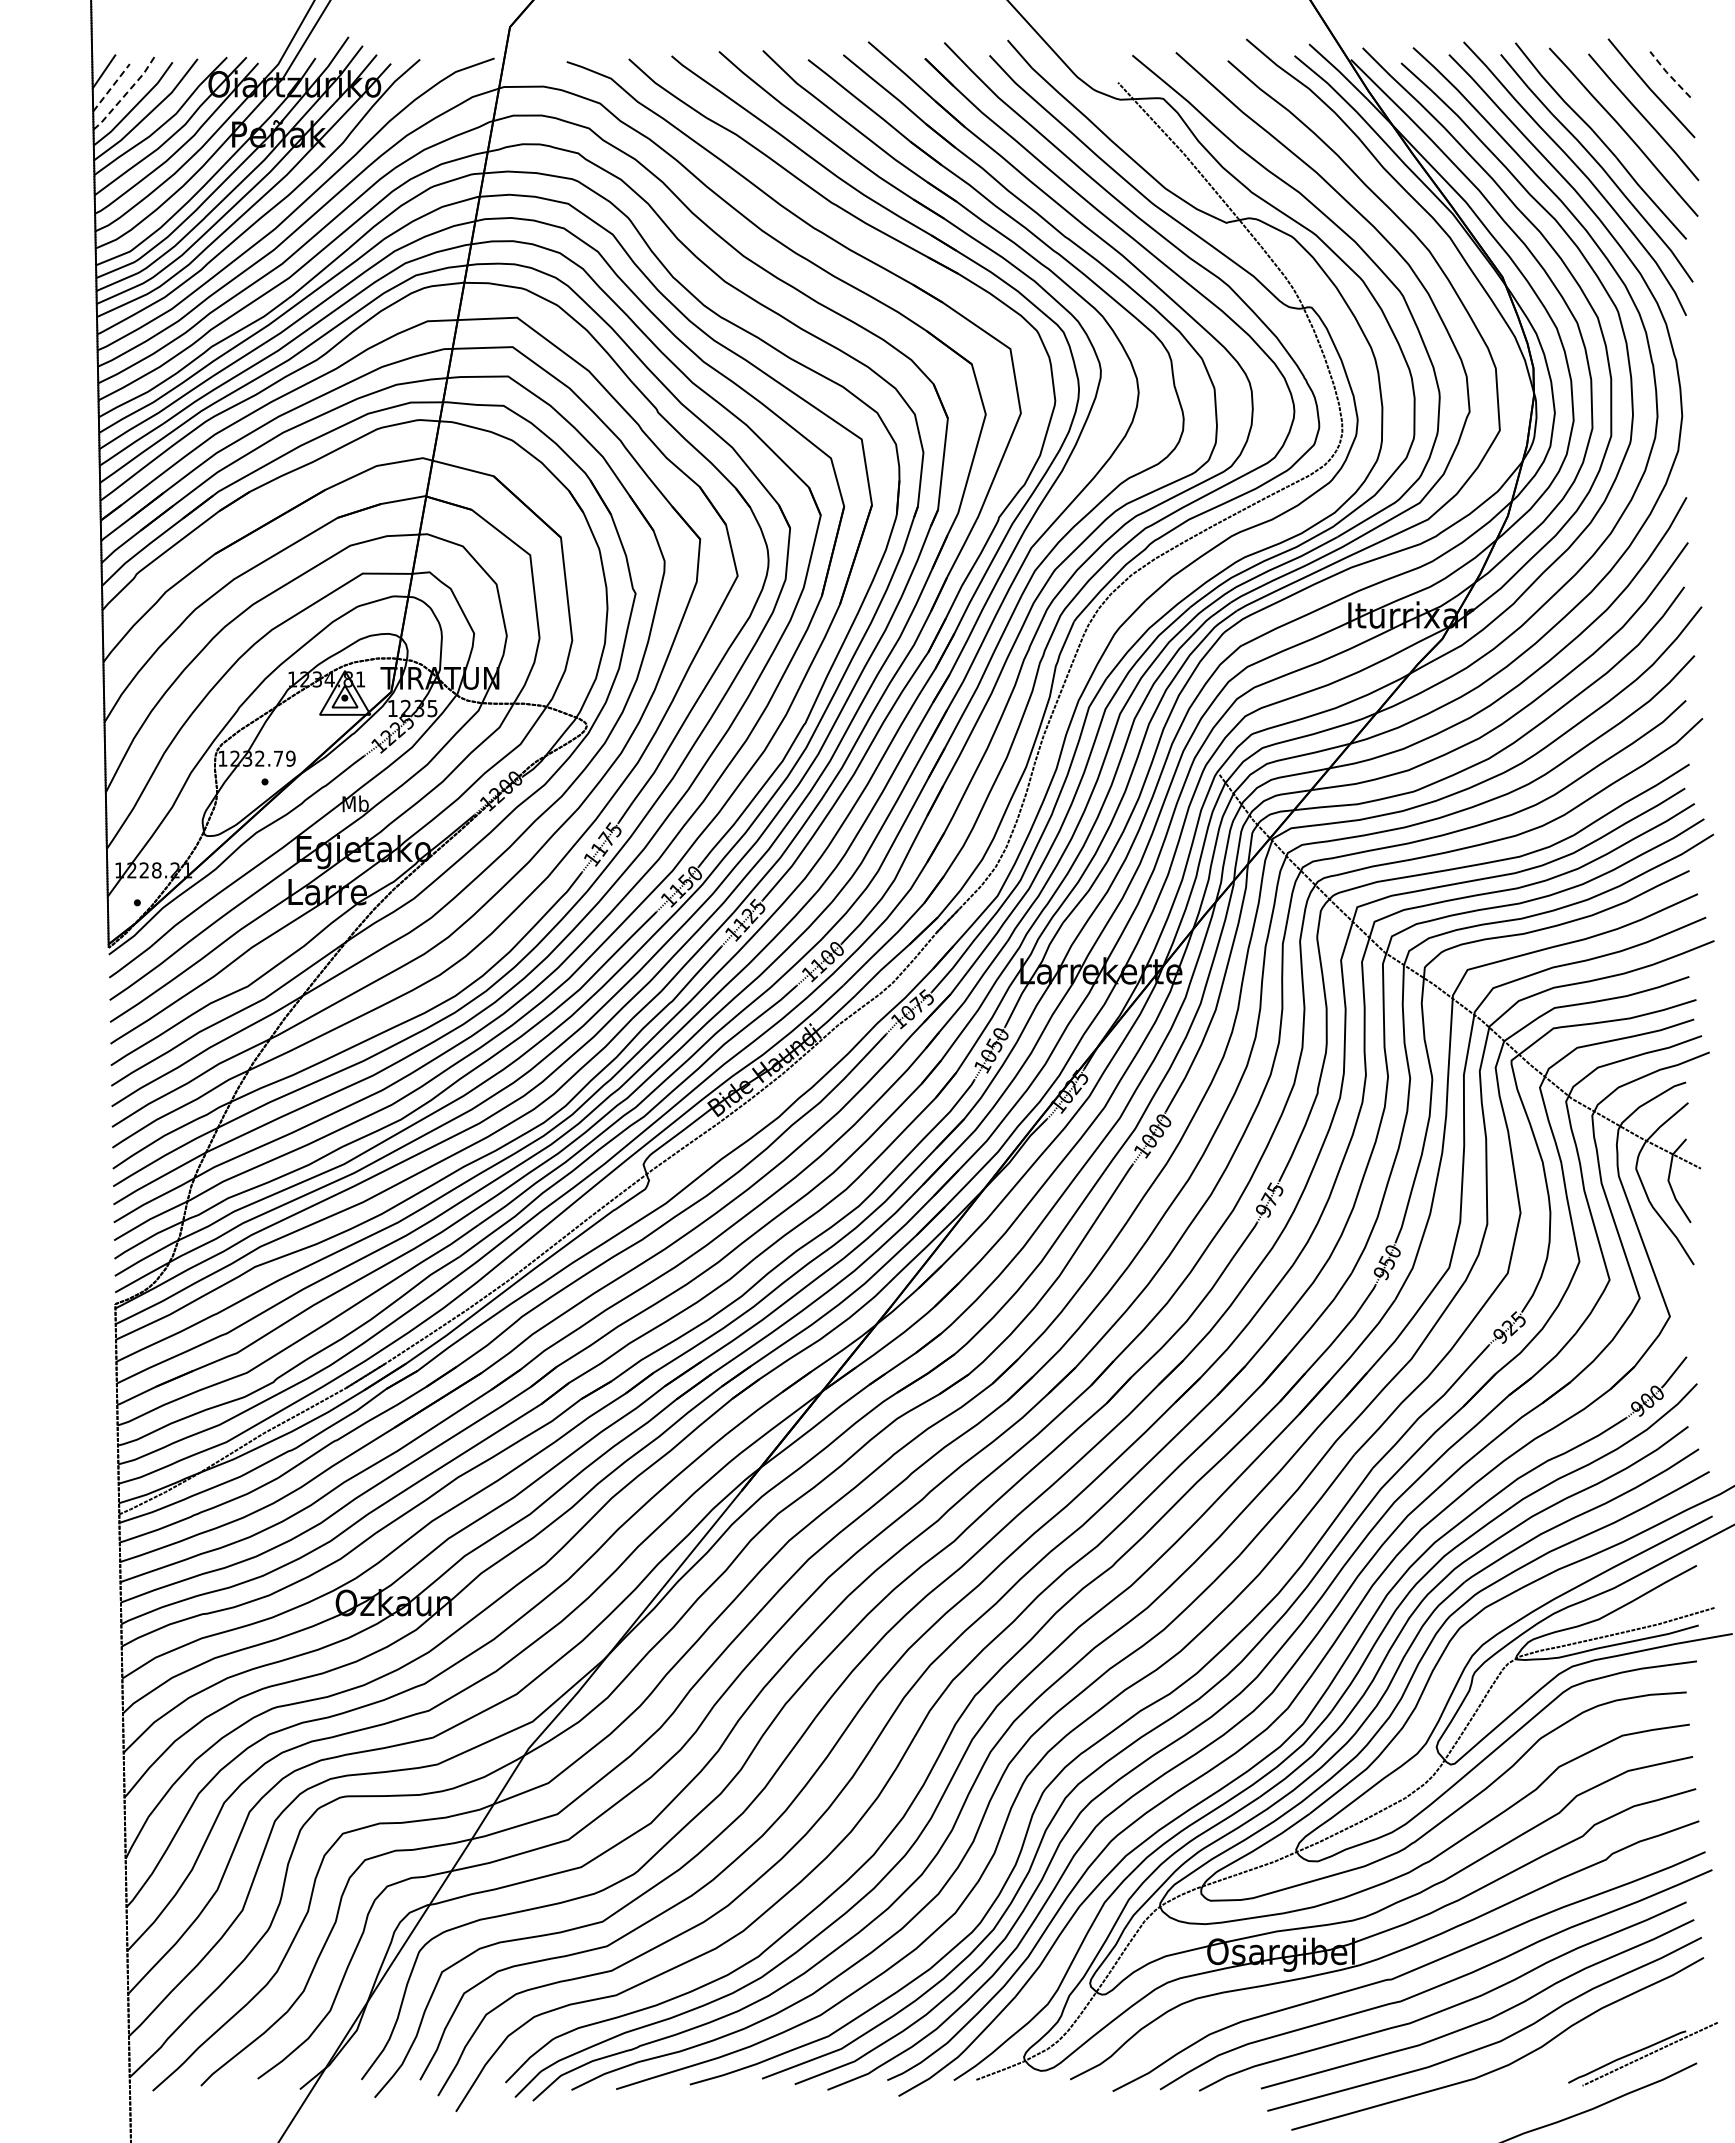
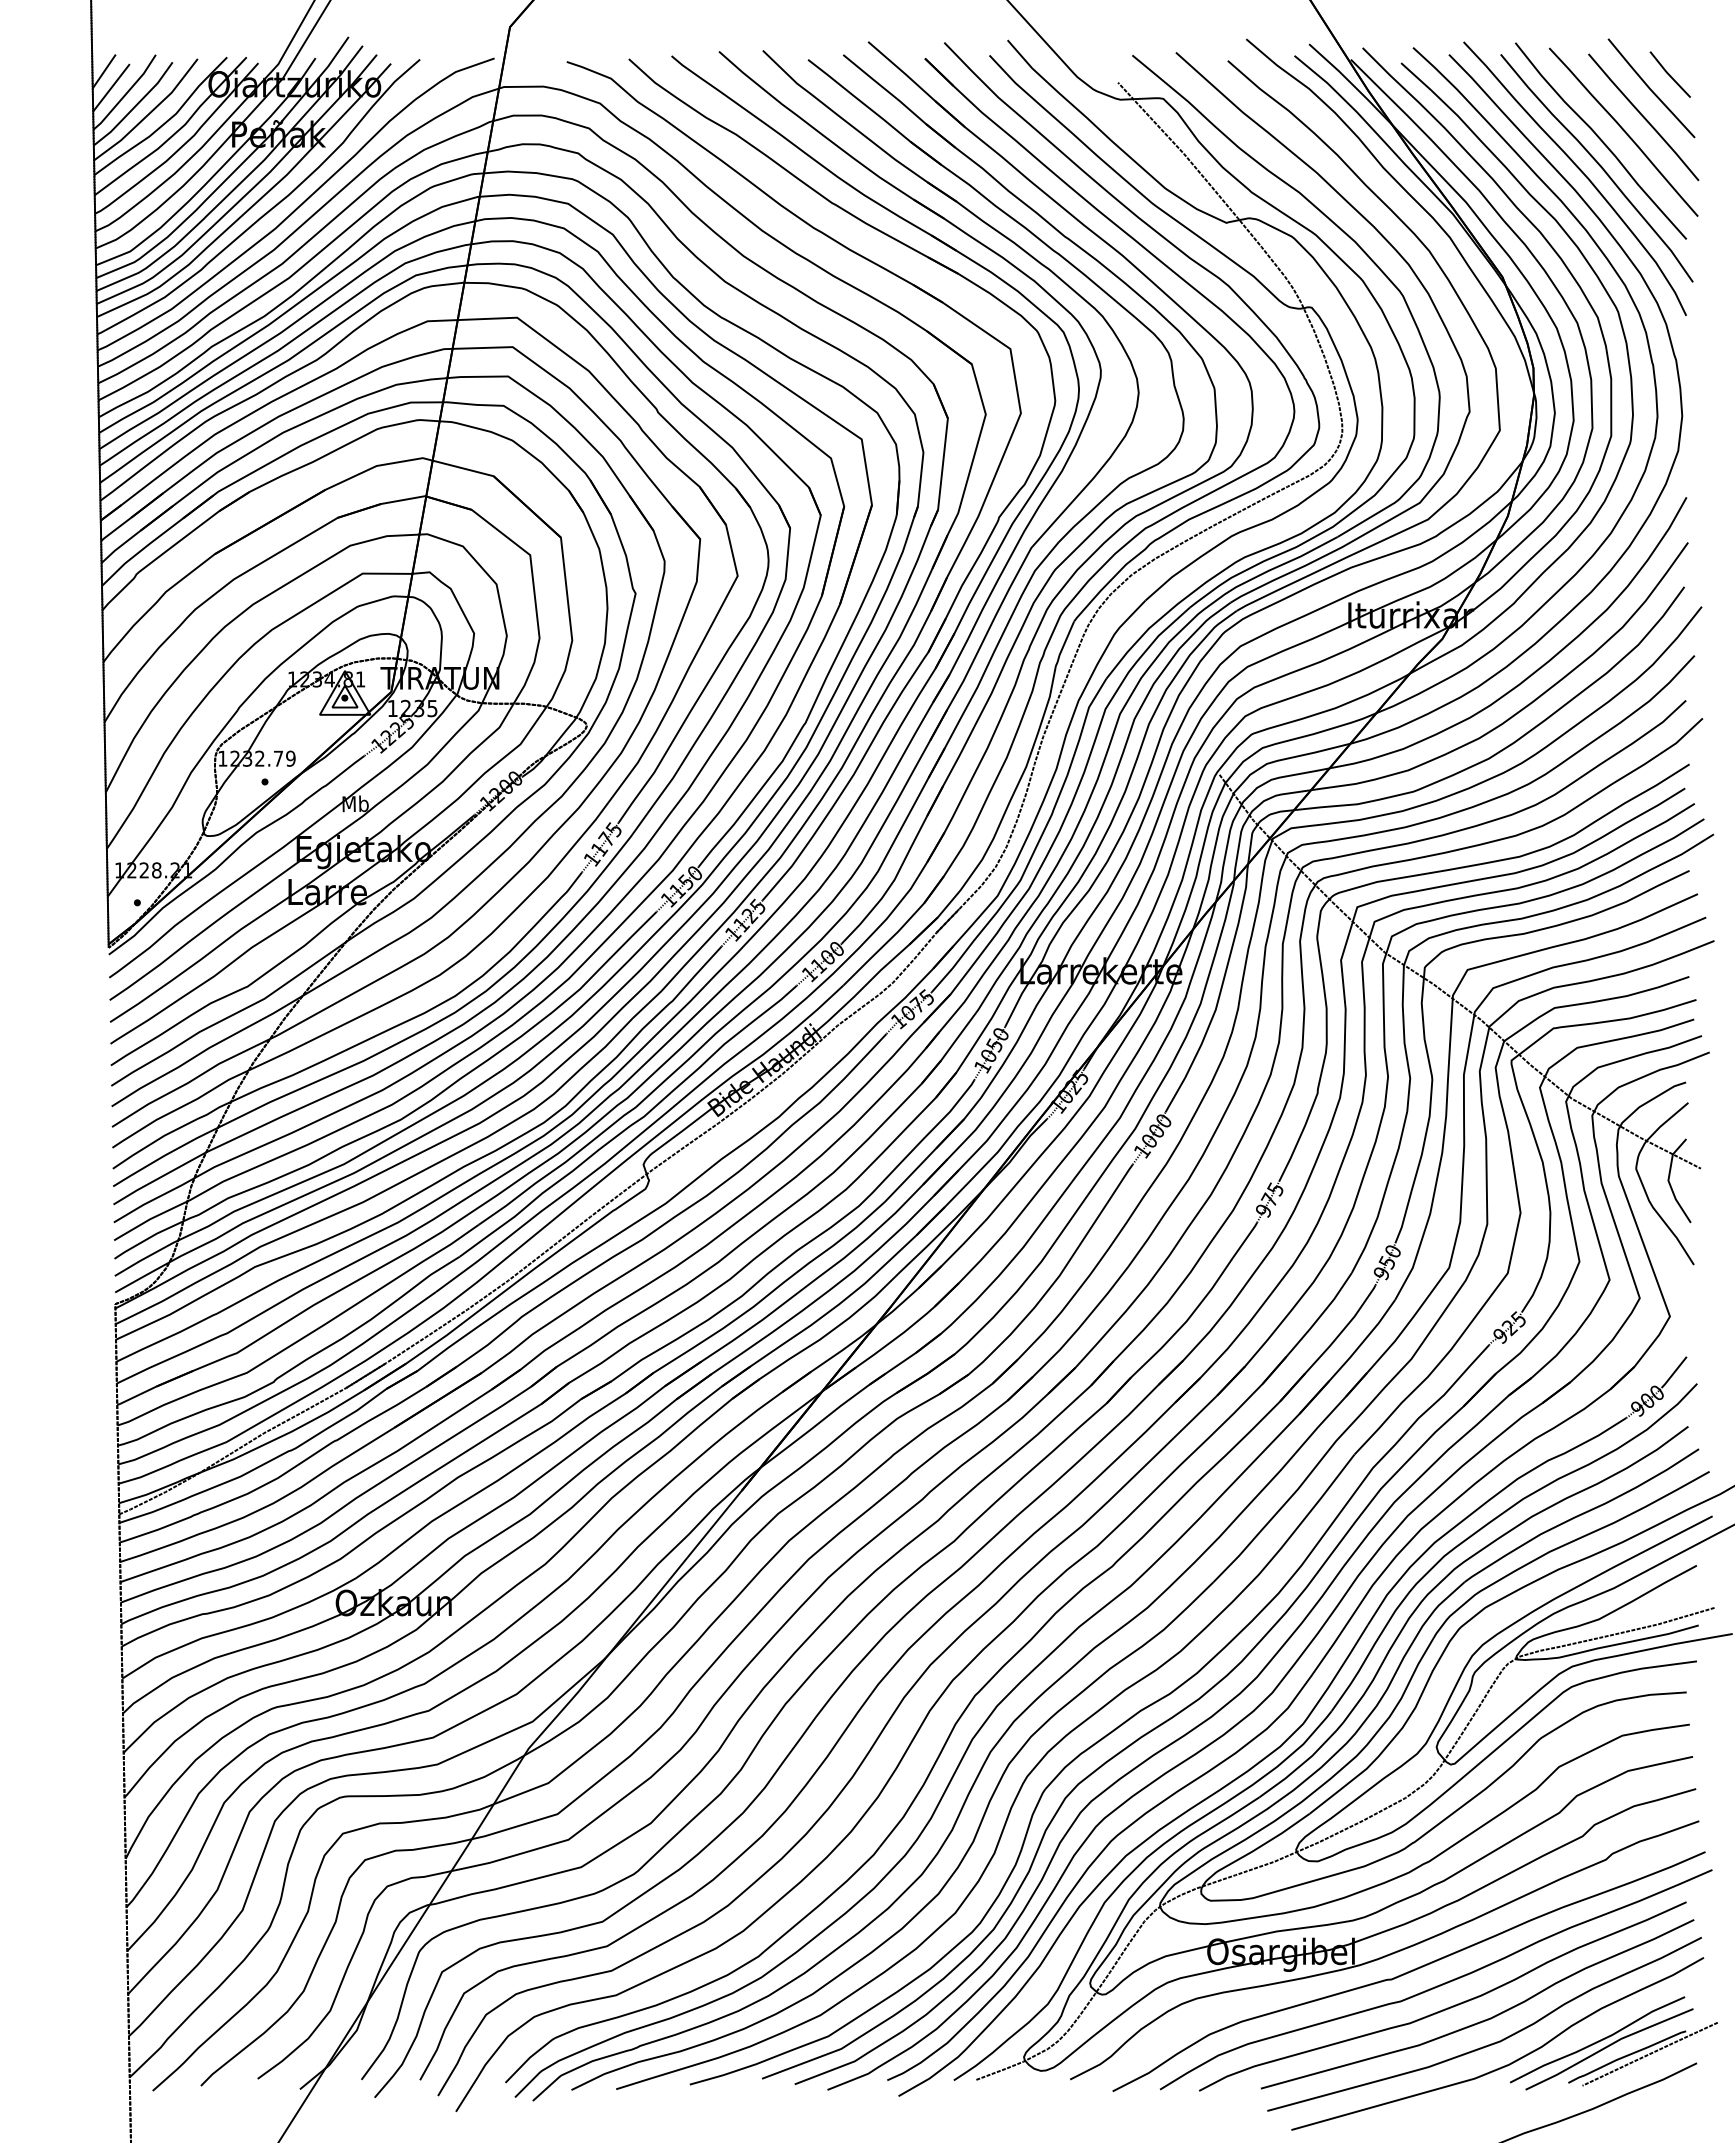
line: dashed -> solid (1668, 74)
line: dashed -> solid (111, 87)
line: dashed -> solid (126, 93)
part: none -> present (1601, 2043)
